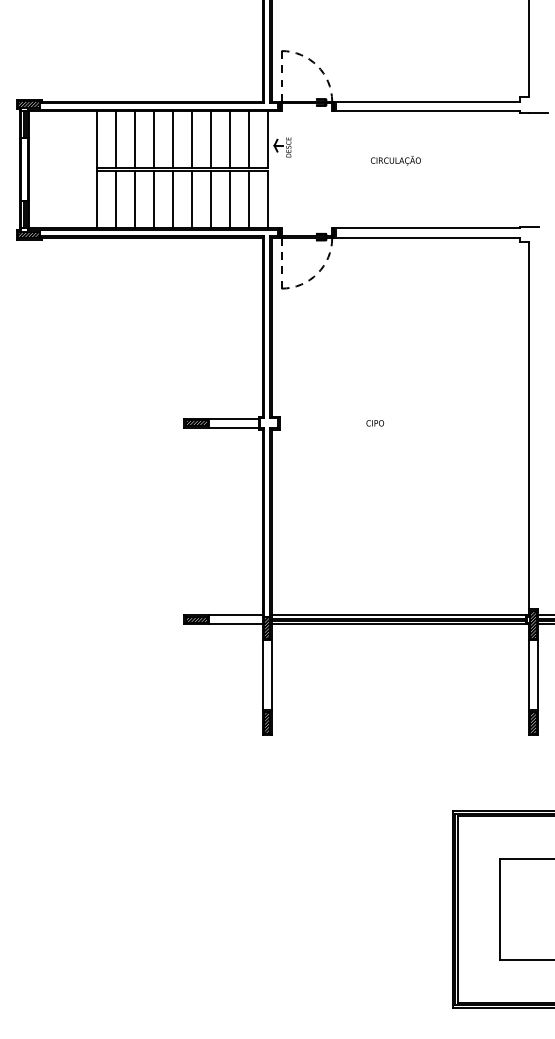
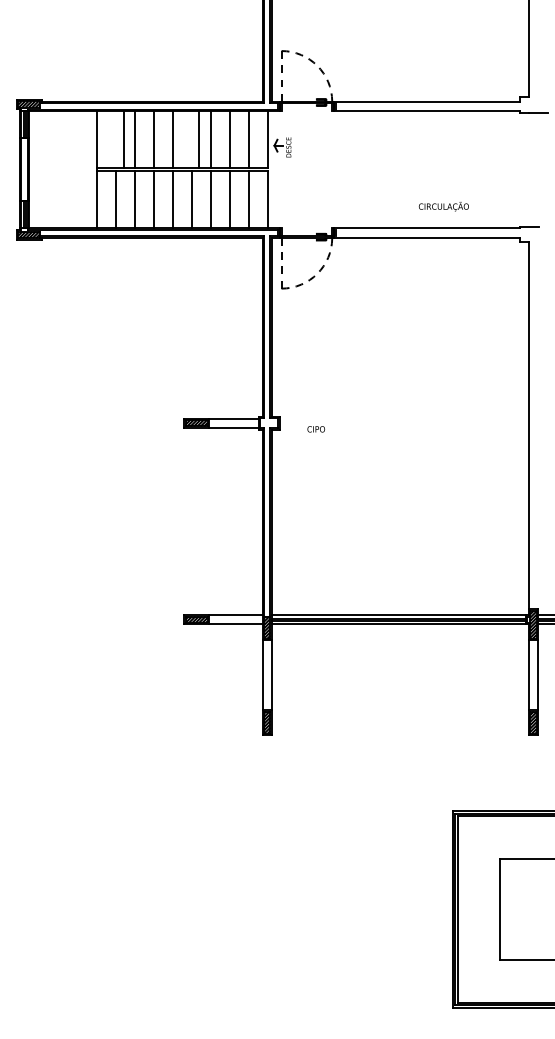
line position: (116, 139) -> (124, 139) (124, 139)
line position: (192, 139) -> (199, 139) (199, 139)
text position: (395, 160) -> (443, 206) (443, 206)
text position: (374, 423) -> (315, 429) (315, 429)
